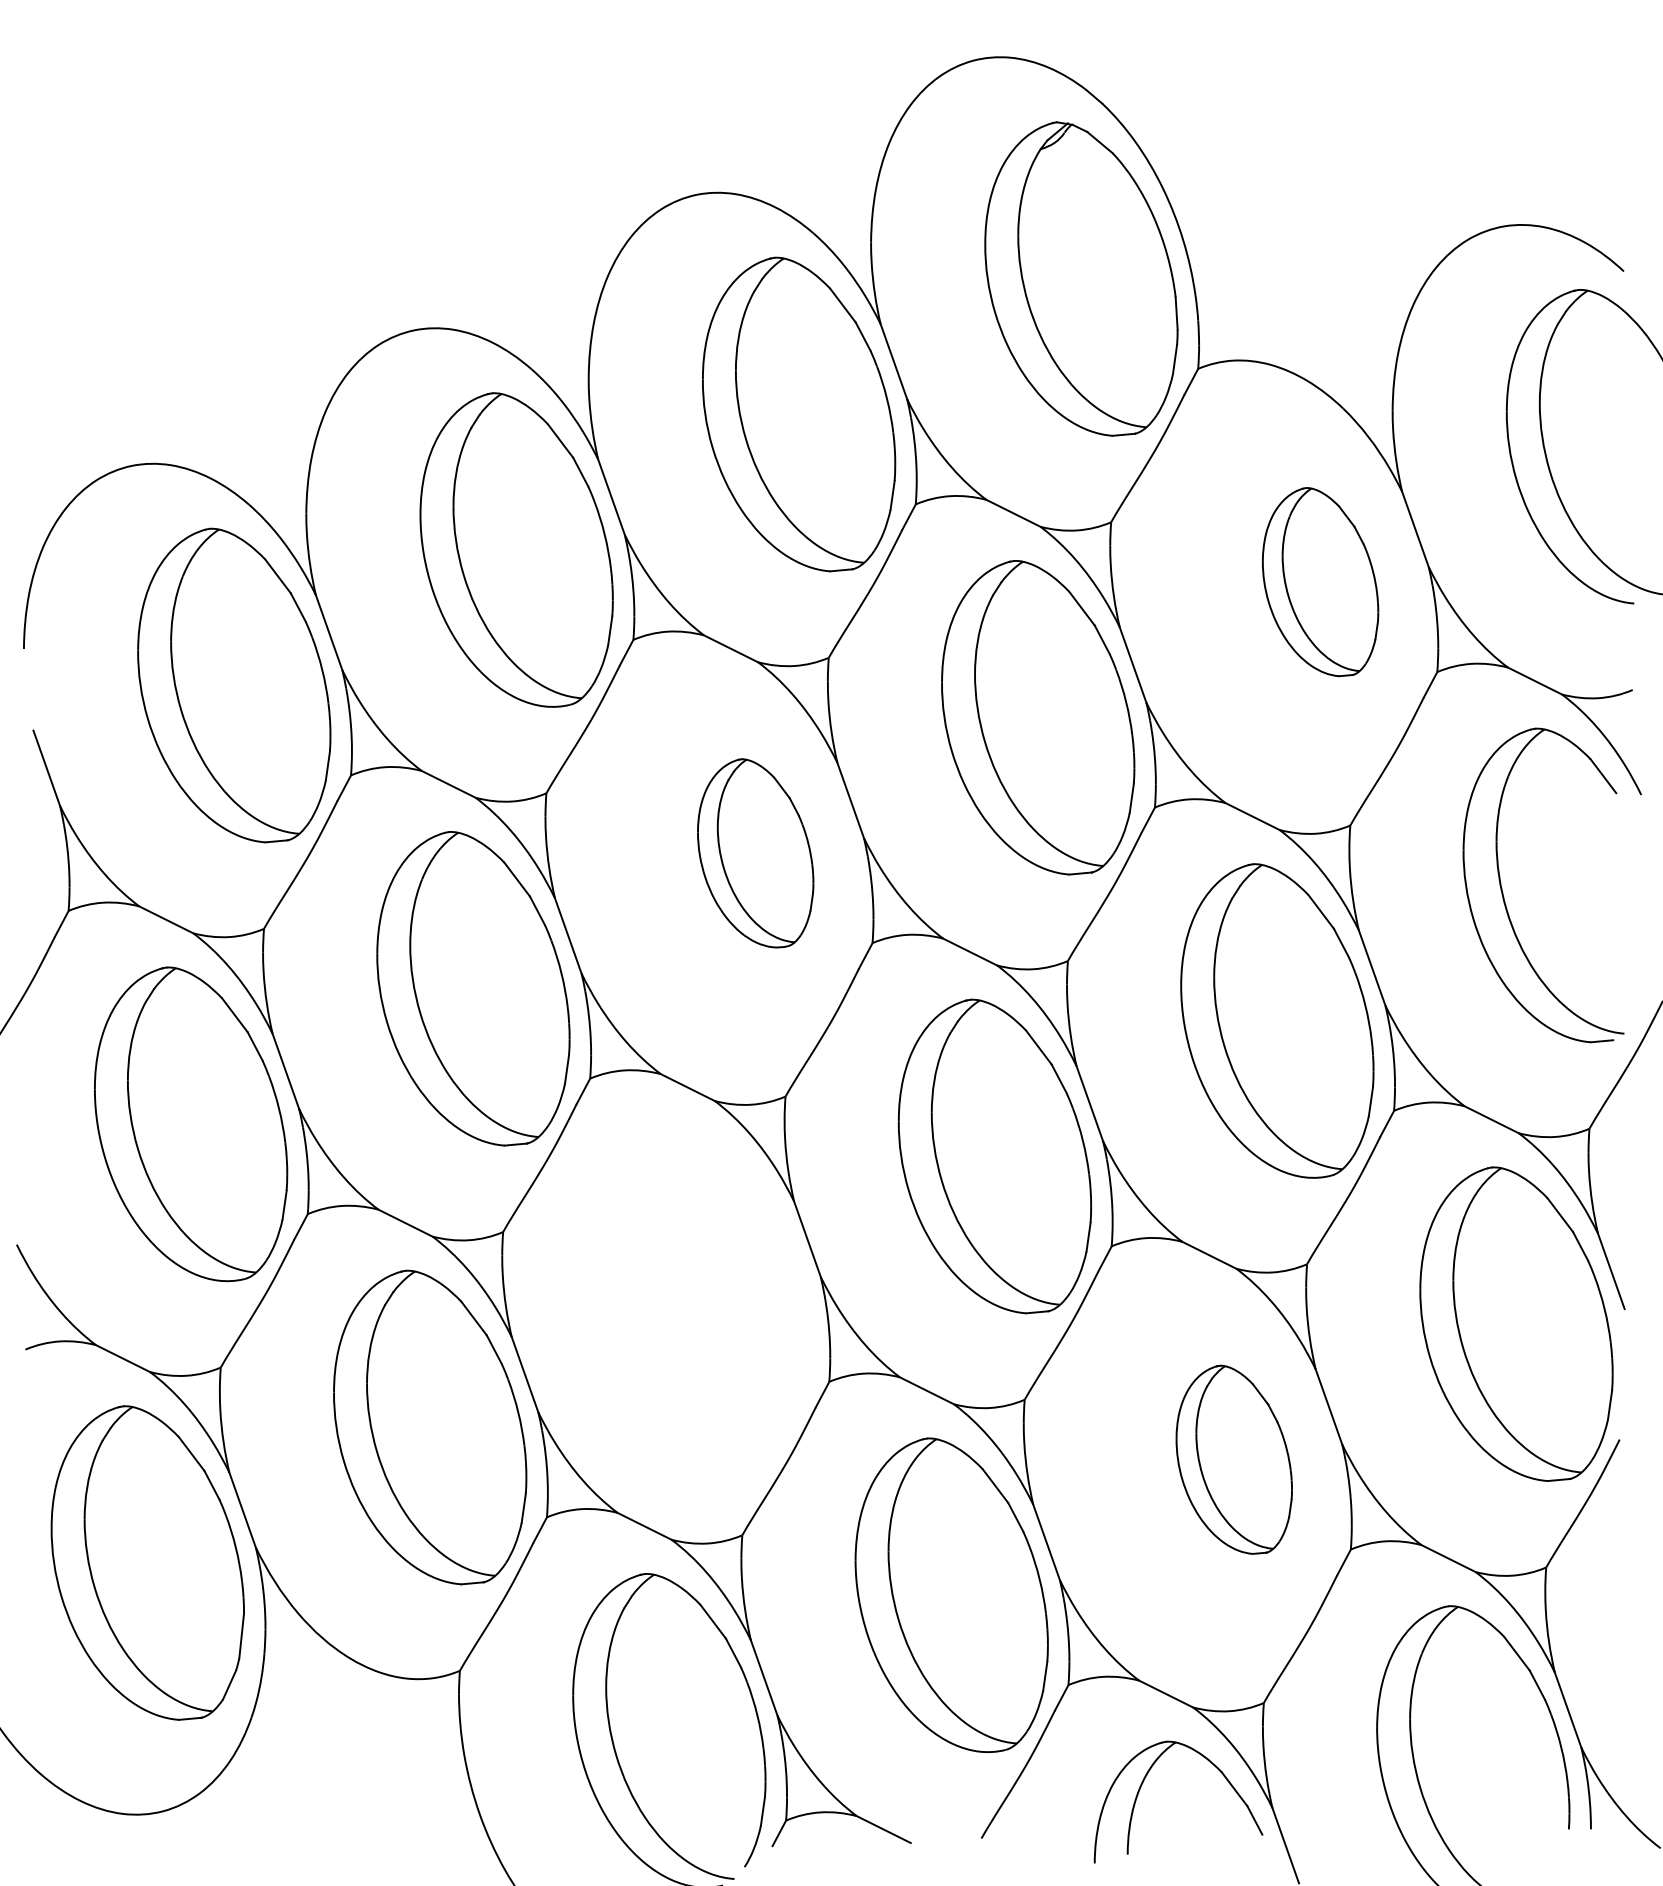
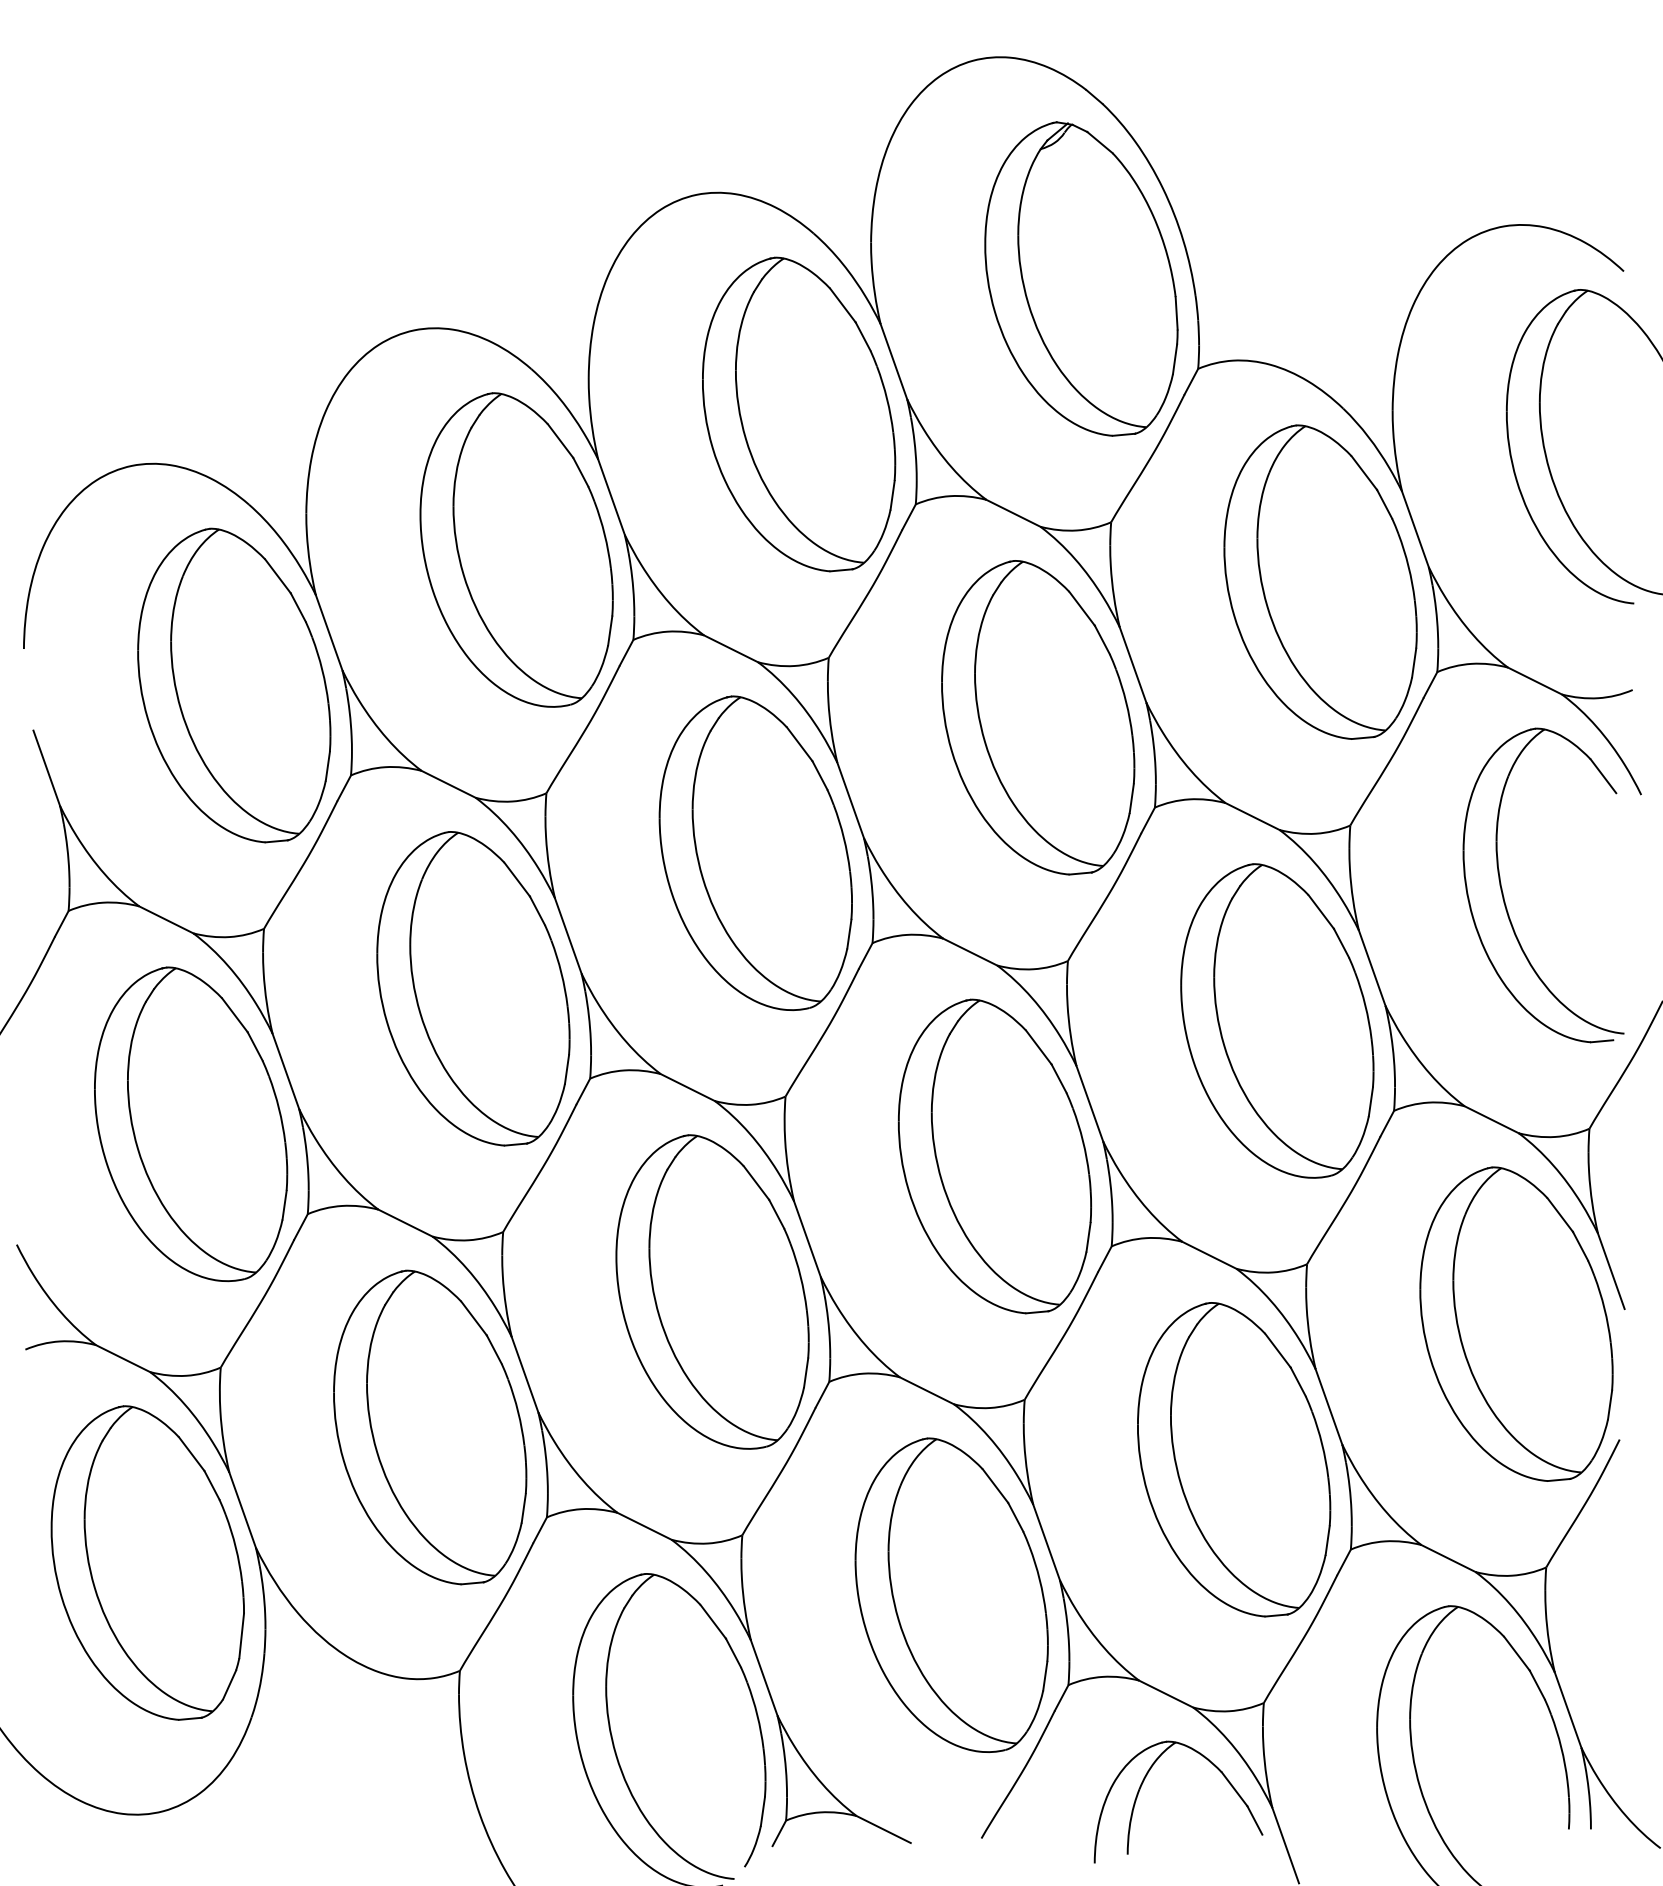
part size: 118x191 px -> 195x316 px (1320, 581)
part size: 118x191 px -> 195x317 px (755, 853)
part: none -> present (712, 1291)
part size: 118x191 px -> 195x316 px (1234, 1459)
